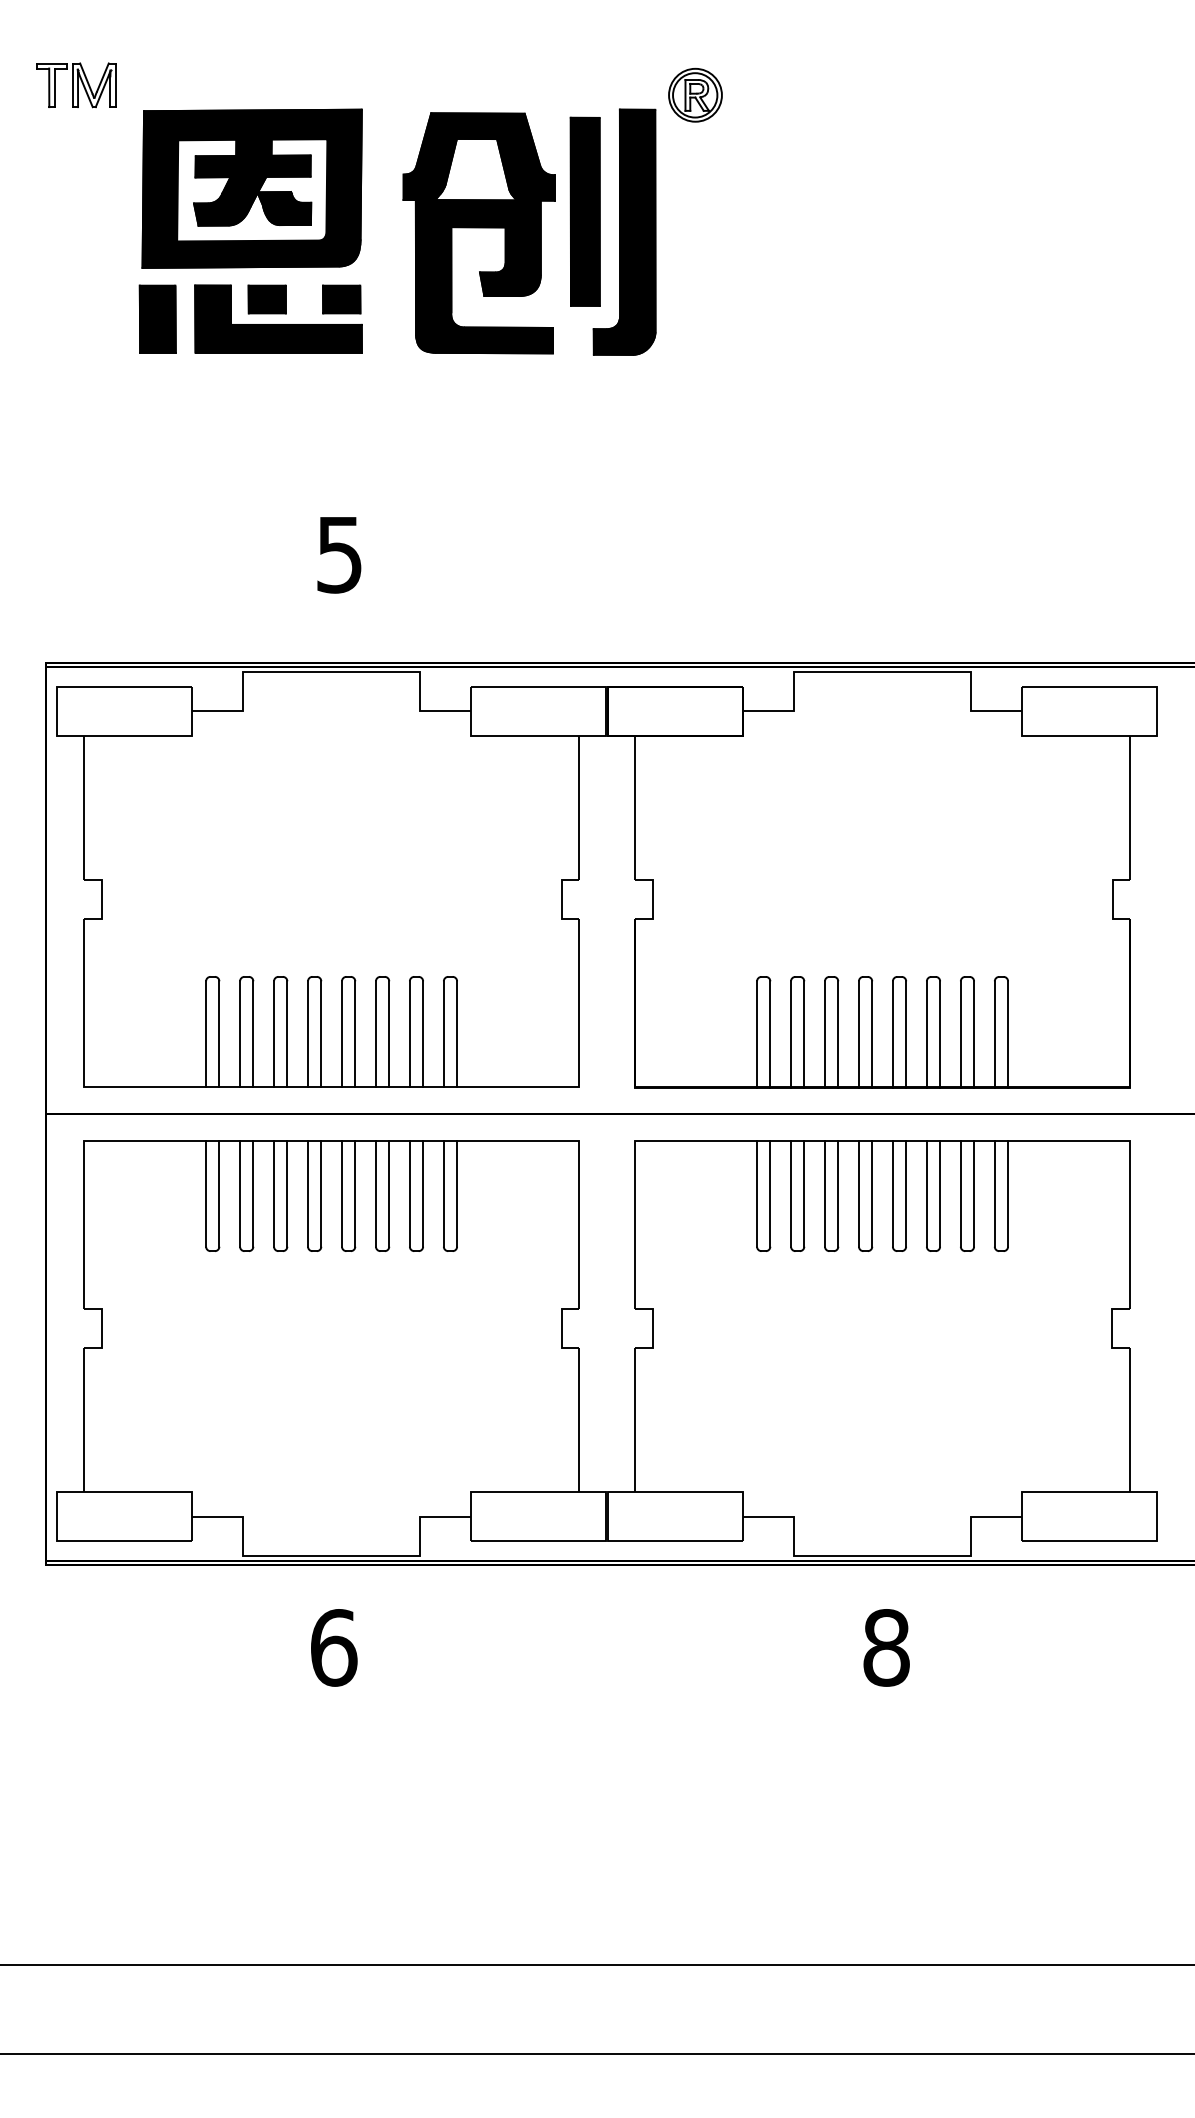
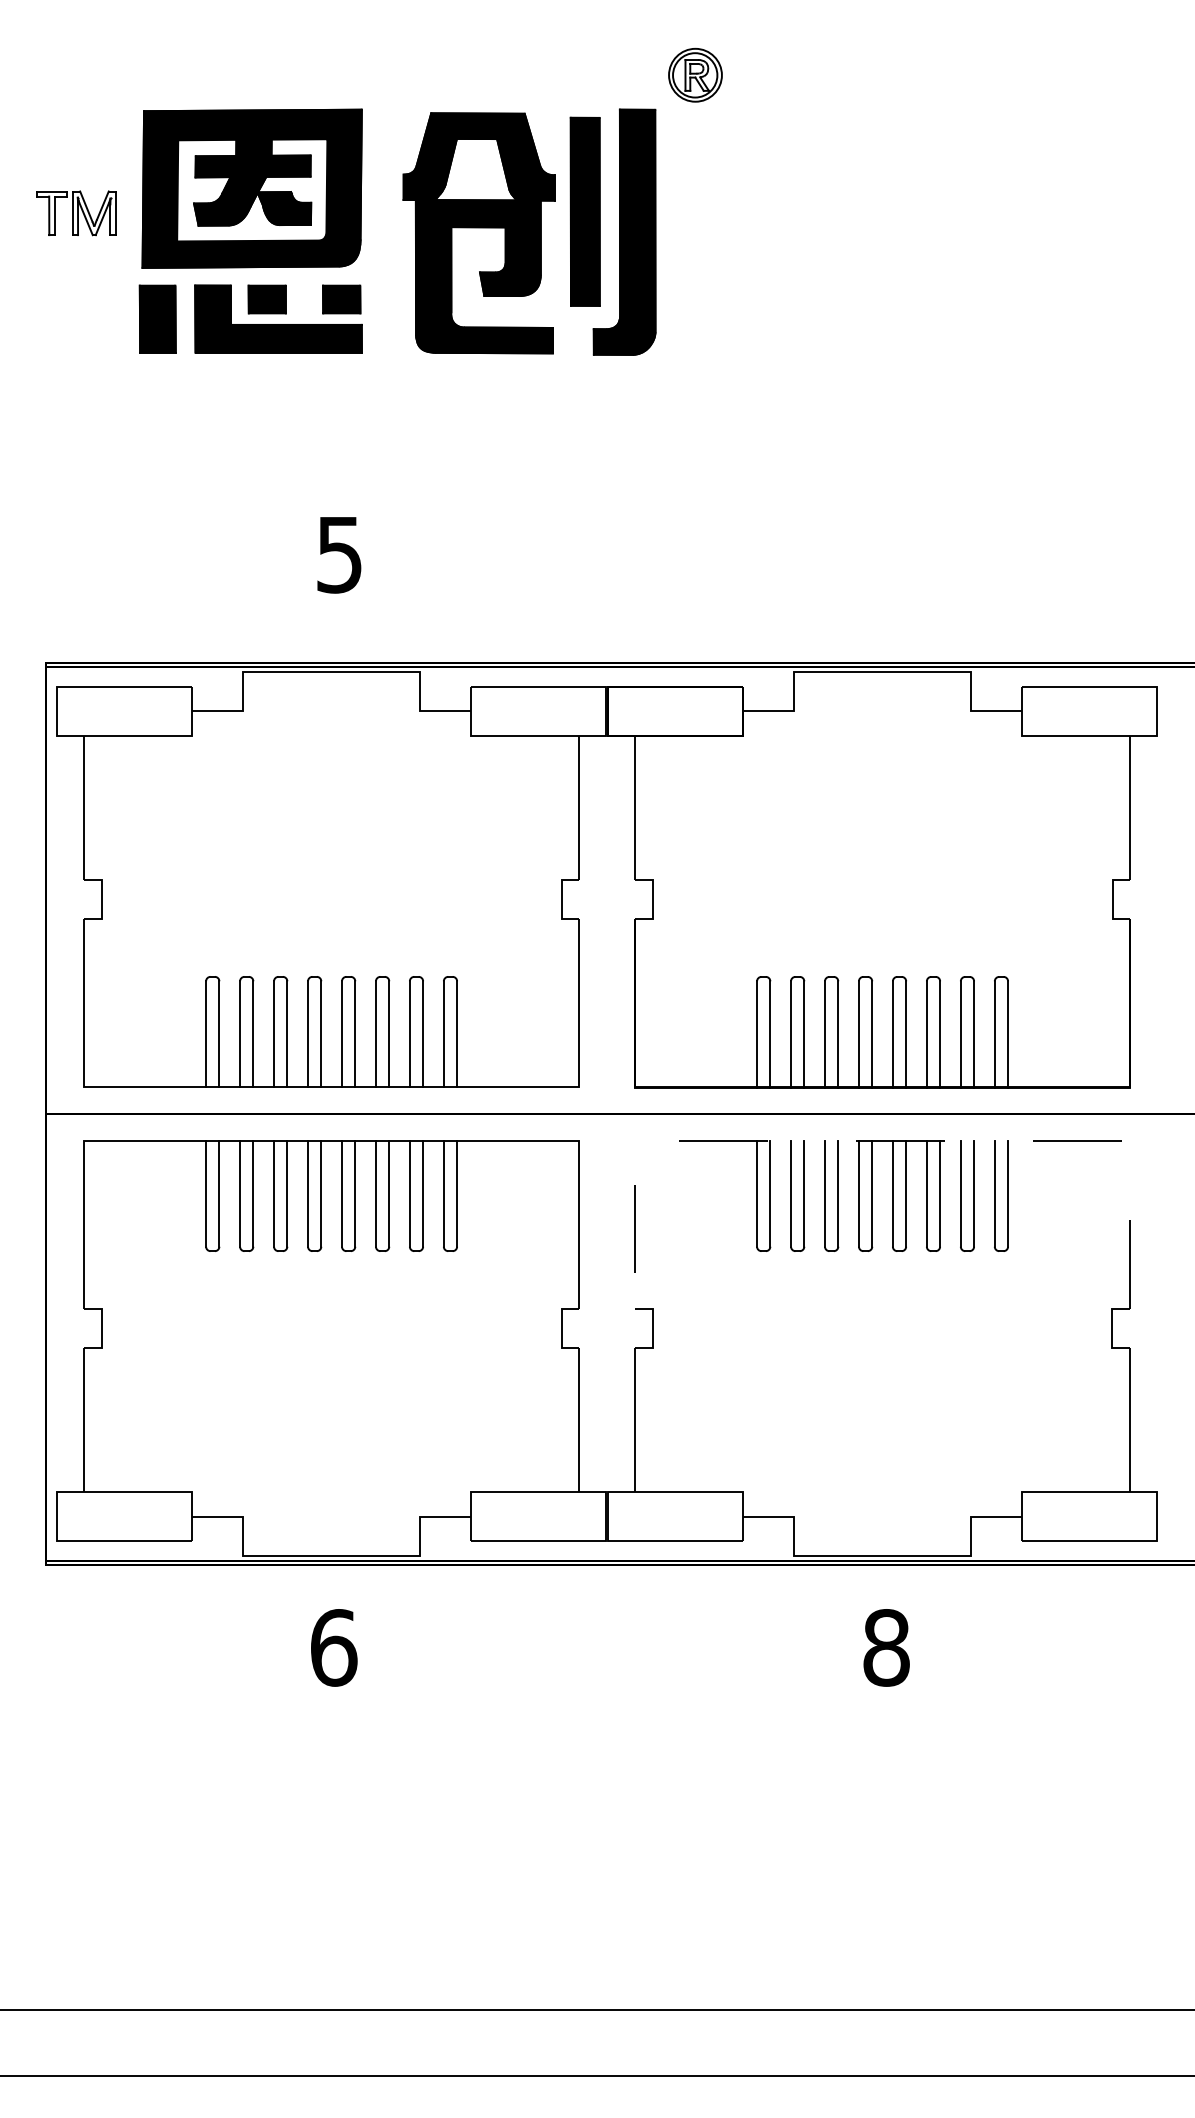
part position: (76, 85) -> (76, 213) (76, 213)
part position: (695, 94) -> (695, 74) (695, 74)
line: solid -> dashed (882, 1140)
line position: (596, 1965) -> (596, 2010) (596, 2010)
line position: (596, 2054) -> (596, 2076) (596, 2076)
